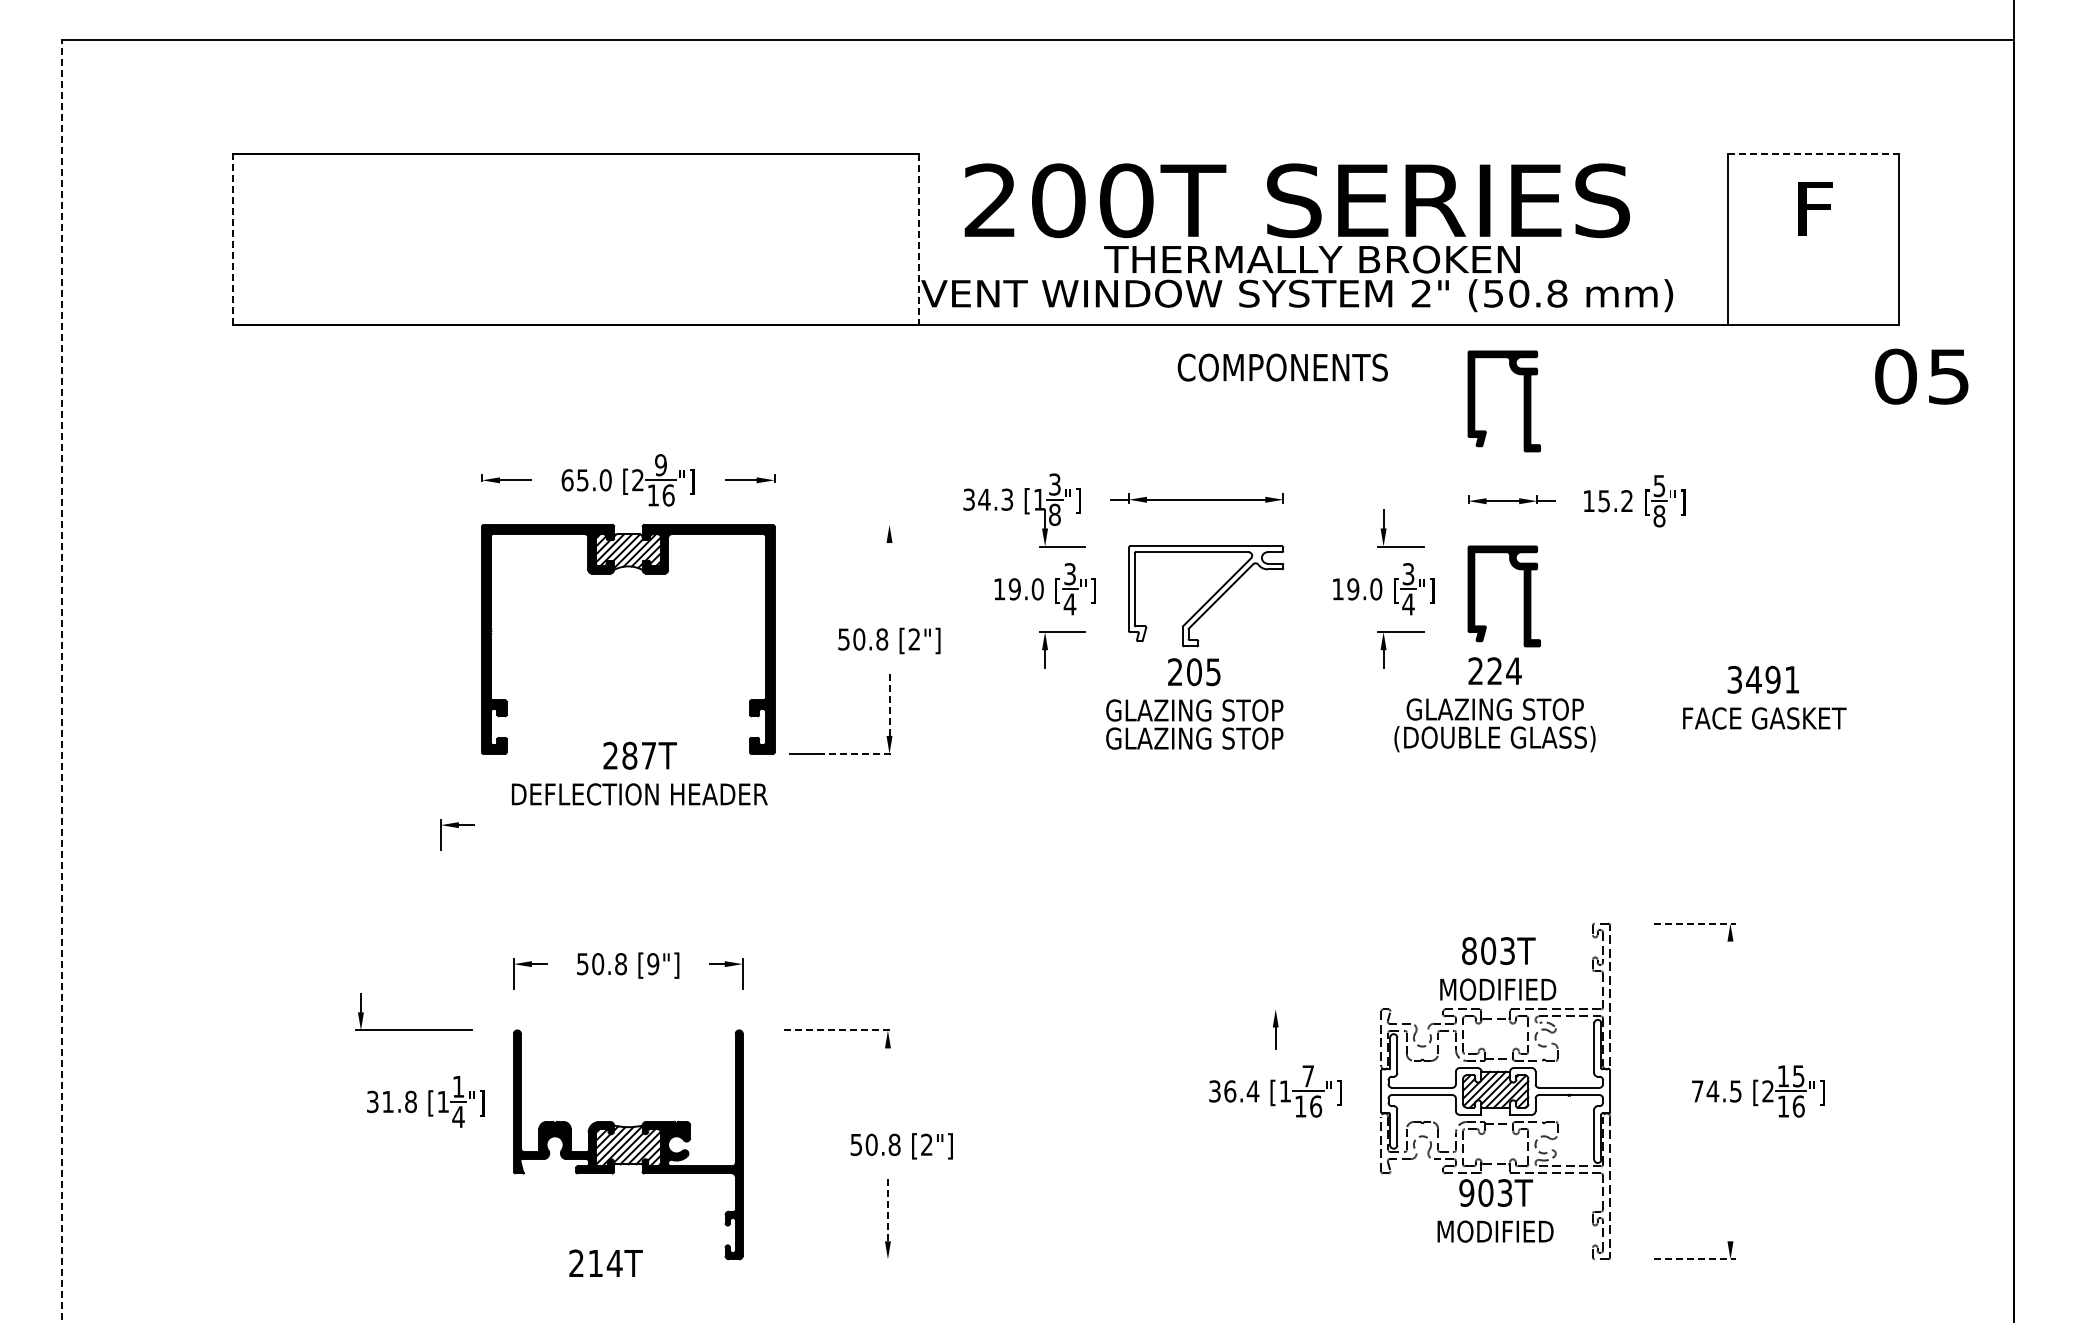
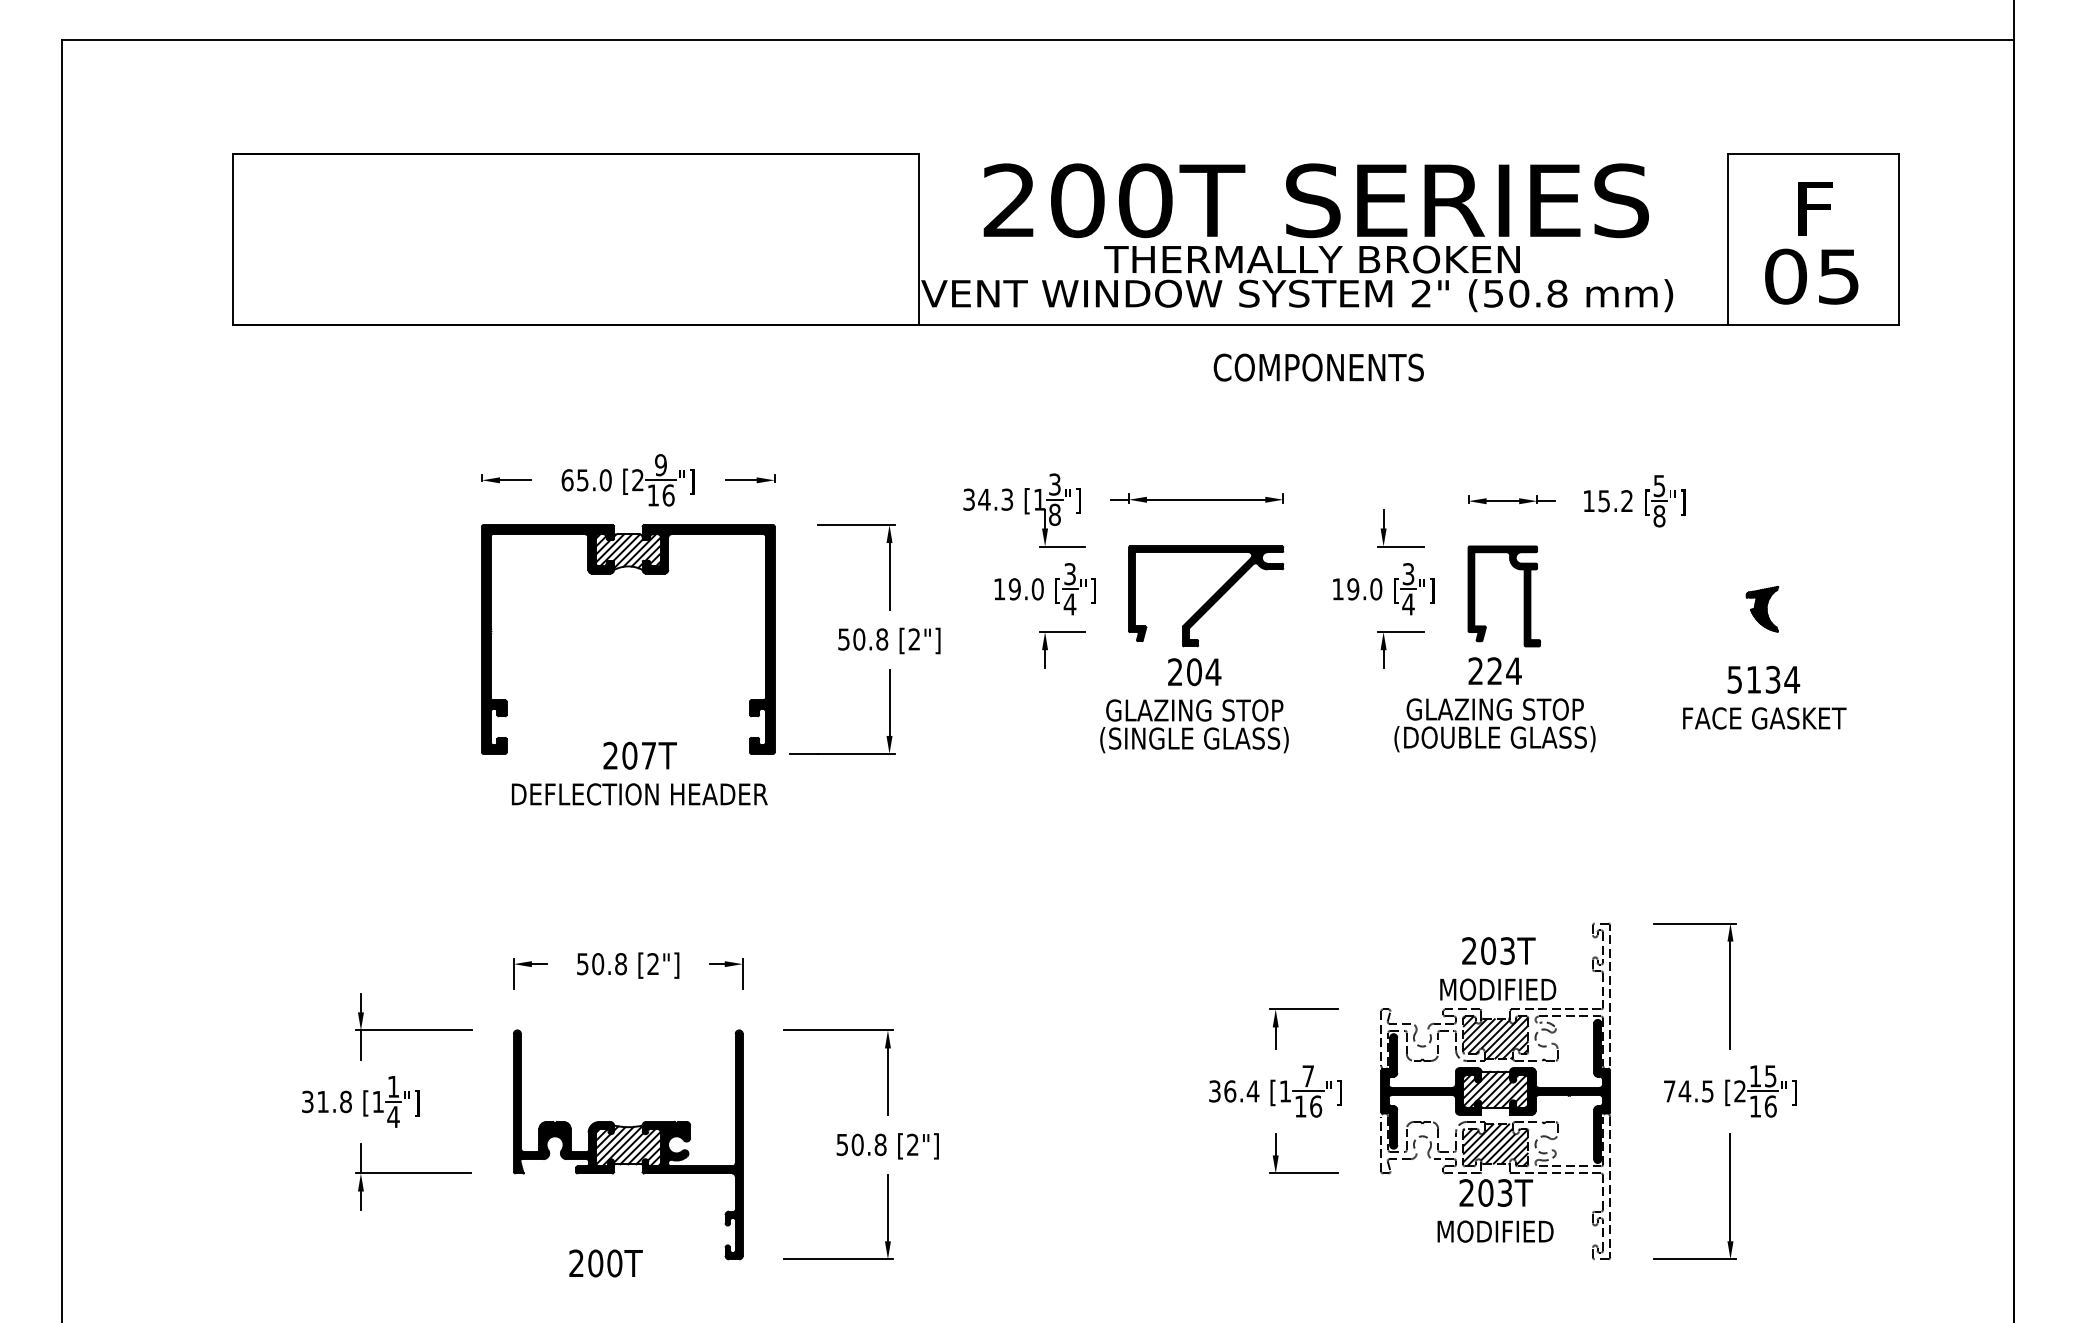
line: dashed -> solid (1813, 153)
text position: (1296, 200) -> (1315, 200) (1315, 200)
line: dashed -> solid (233, 239)
line: dashed -> solid (918, 239)
text position: (1282, 367) -> (1318, 367) (1318, 367)
text position: (1921, 376) -> (1811, 276) (1811, 276)
part: present -> none (1523, 401)
line: none -> present (856, 525)
line: none -> present (889, 576)
fill: none -> present (1205, 596)
part: none -> present (1762, 609)
text: 205 -> 204 (1213, 672)
text: 3491 -> 5134 (1764, 679)
line: dashed -> solid (62, 680)
line: dashed -> solid (889, 702)
text: GLAZING STOP -> (SINGLE GLASS) (1194, 740)
line: dashed -> solid (857, 753)
text: 287T -> 207T (629, 755)
part: present -> none (457, 827)
line: dashed -> solid (1695, 923)
text: 803T -> 203T (1469, 951)
text: [9"] -> [2"] (653, 964)
line: none -> present (1730, 995)
line: none -> present (1303, 1009)
line: dashed -> solid (838, 1030)
hatch: none -> present (1495, 1037)
line: none -> present (360, 1044)
line: none -> present (887, 1081)
fill: none -> present (1431, 1091)
fill: none -> present (1560, 1091)
part position: (1758, 1091) -> (1730, 1091) (1730, 1091)
part position: (425, 1101) -> (360, 1101) (360, 1101)
hatch: none -> present (1495, 1144)
text position: (901, 1146) -> (887, 1146) (887, 1146)
part: none -> present (1303, 1172)
part: none -> present (413, 1176)
line: none -> present (1730, 1187)
text: 903T -> 203T (1466, 1192)
line: dashed -> solid (887, 1207)
line: none -> present (838, 1259)
line: dashed -> solid (1695, 1259)
text: 214T -> 200T (605, 1263)
